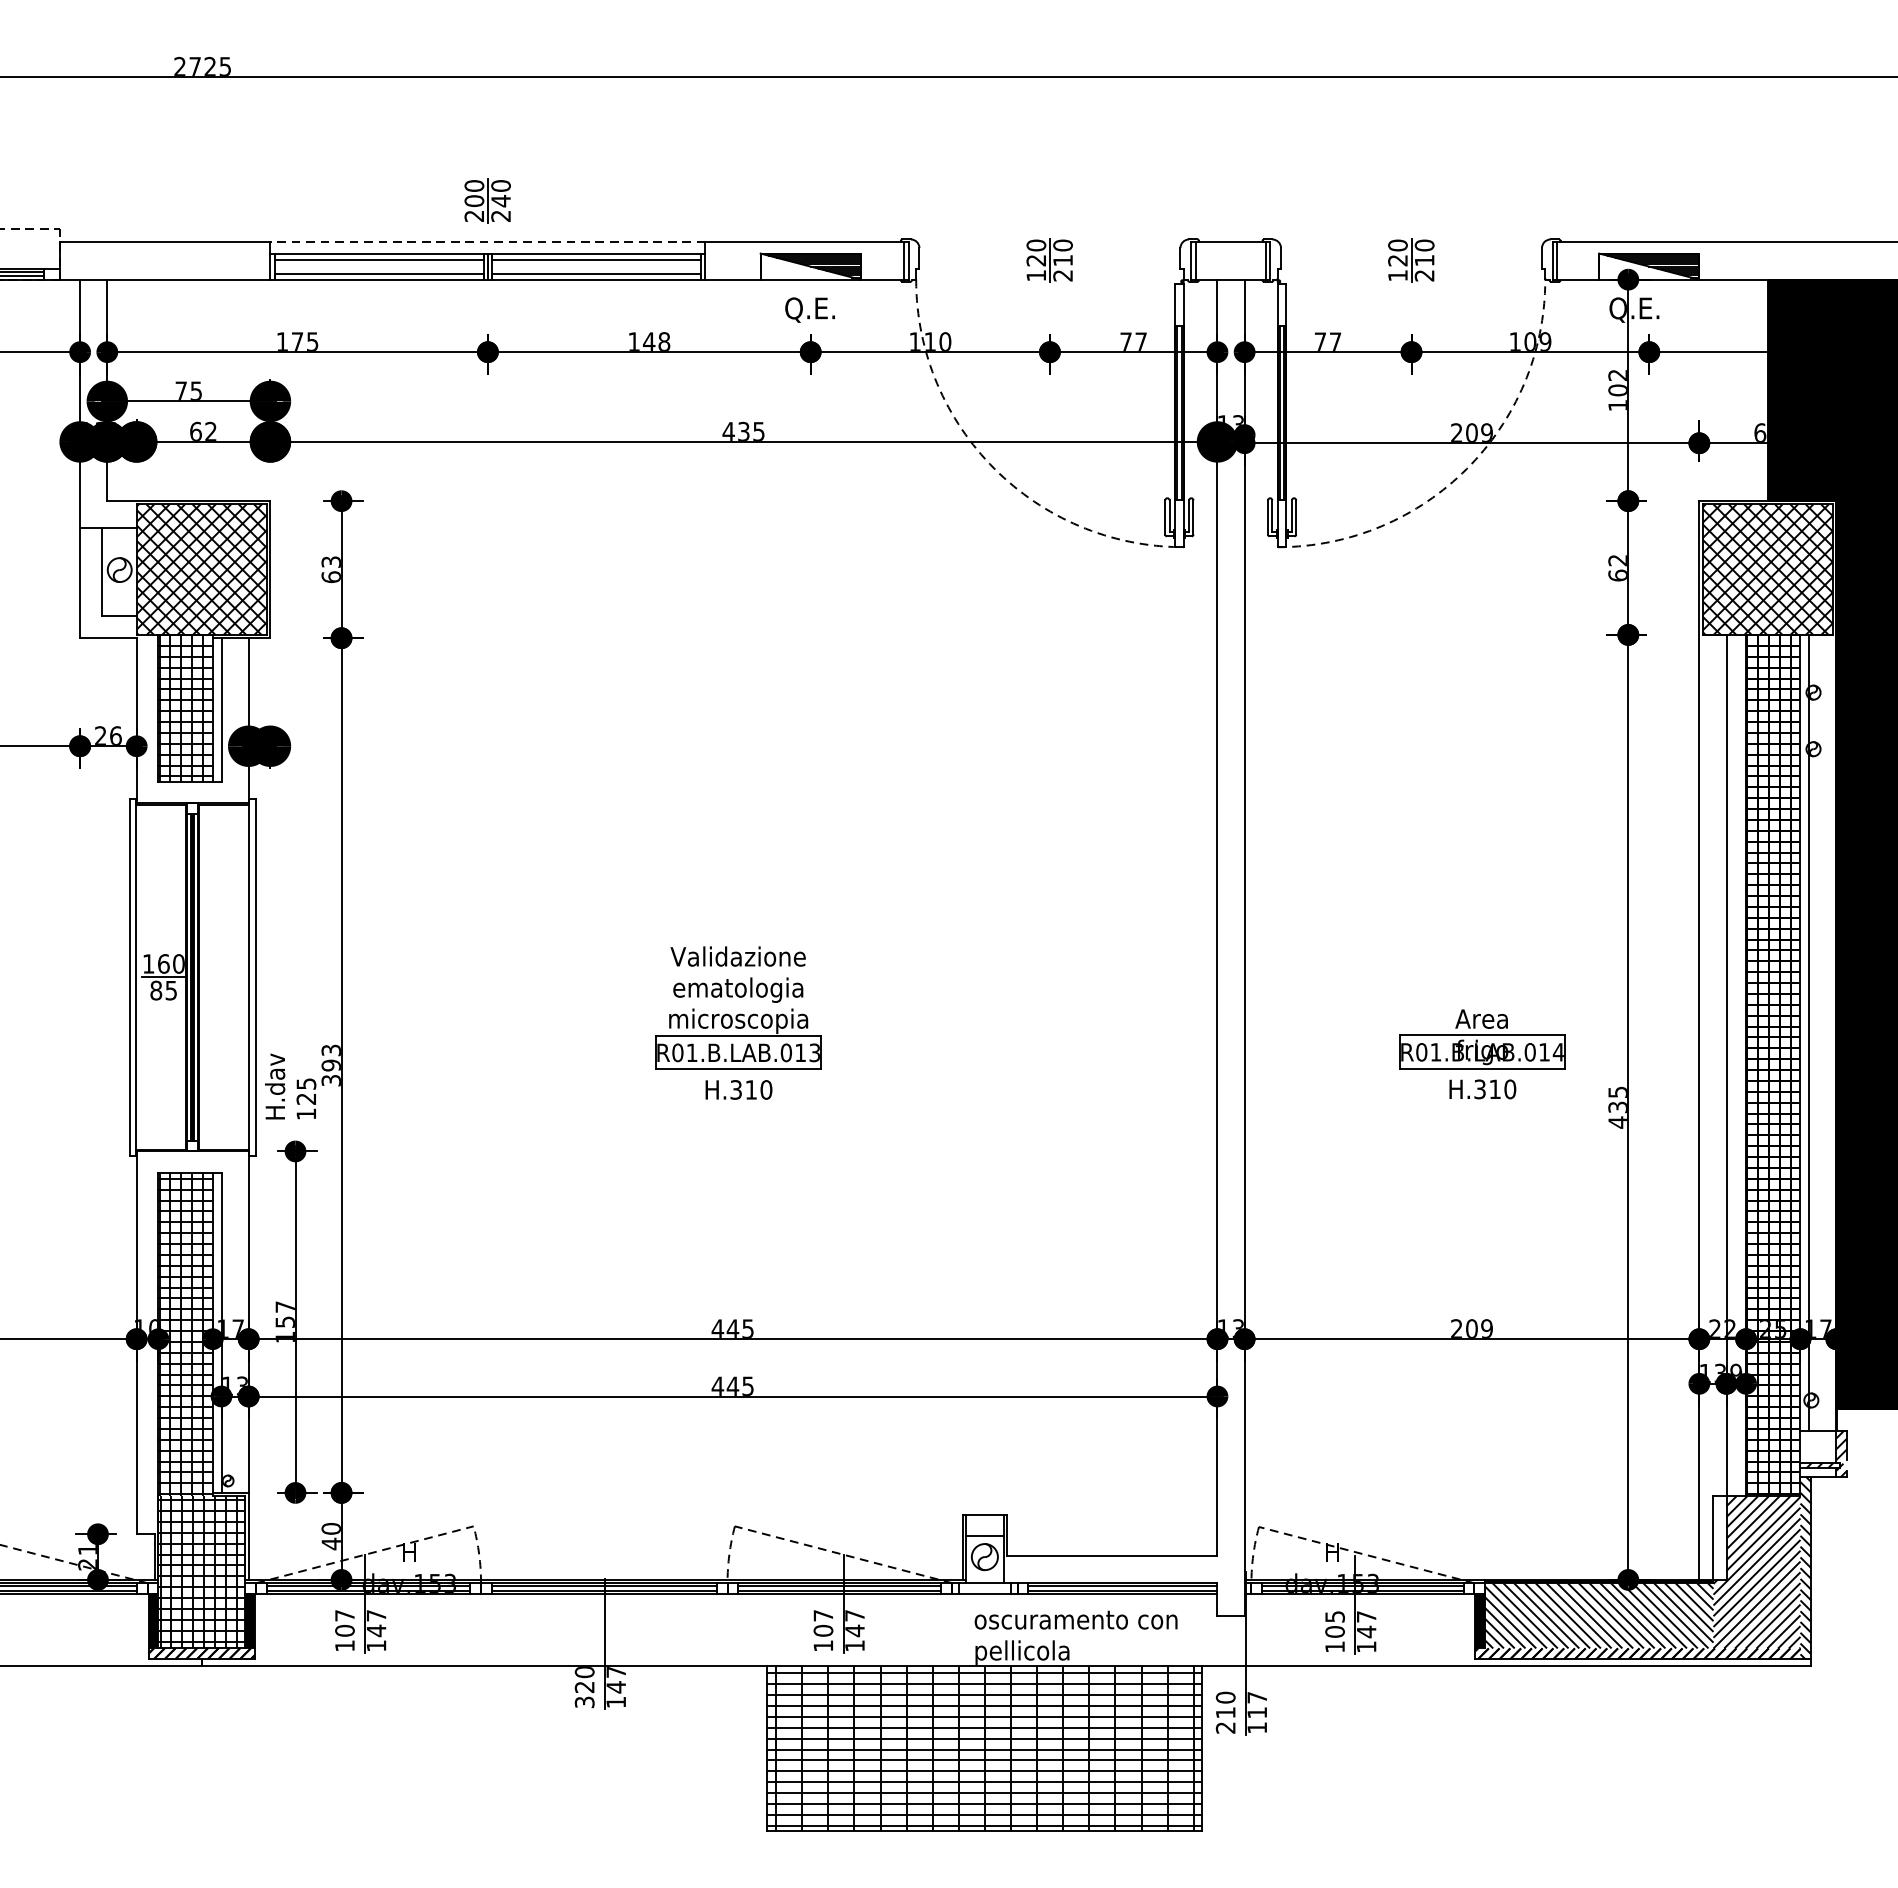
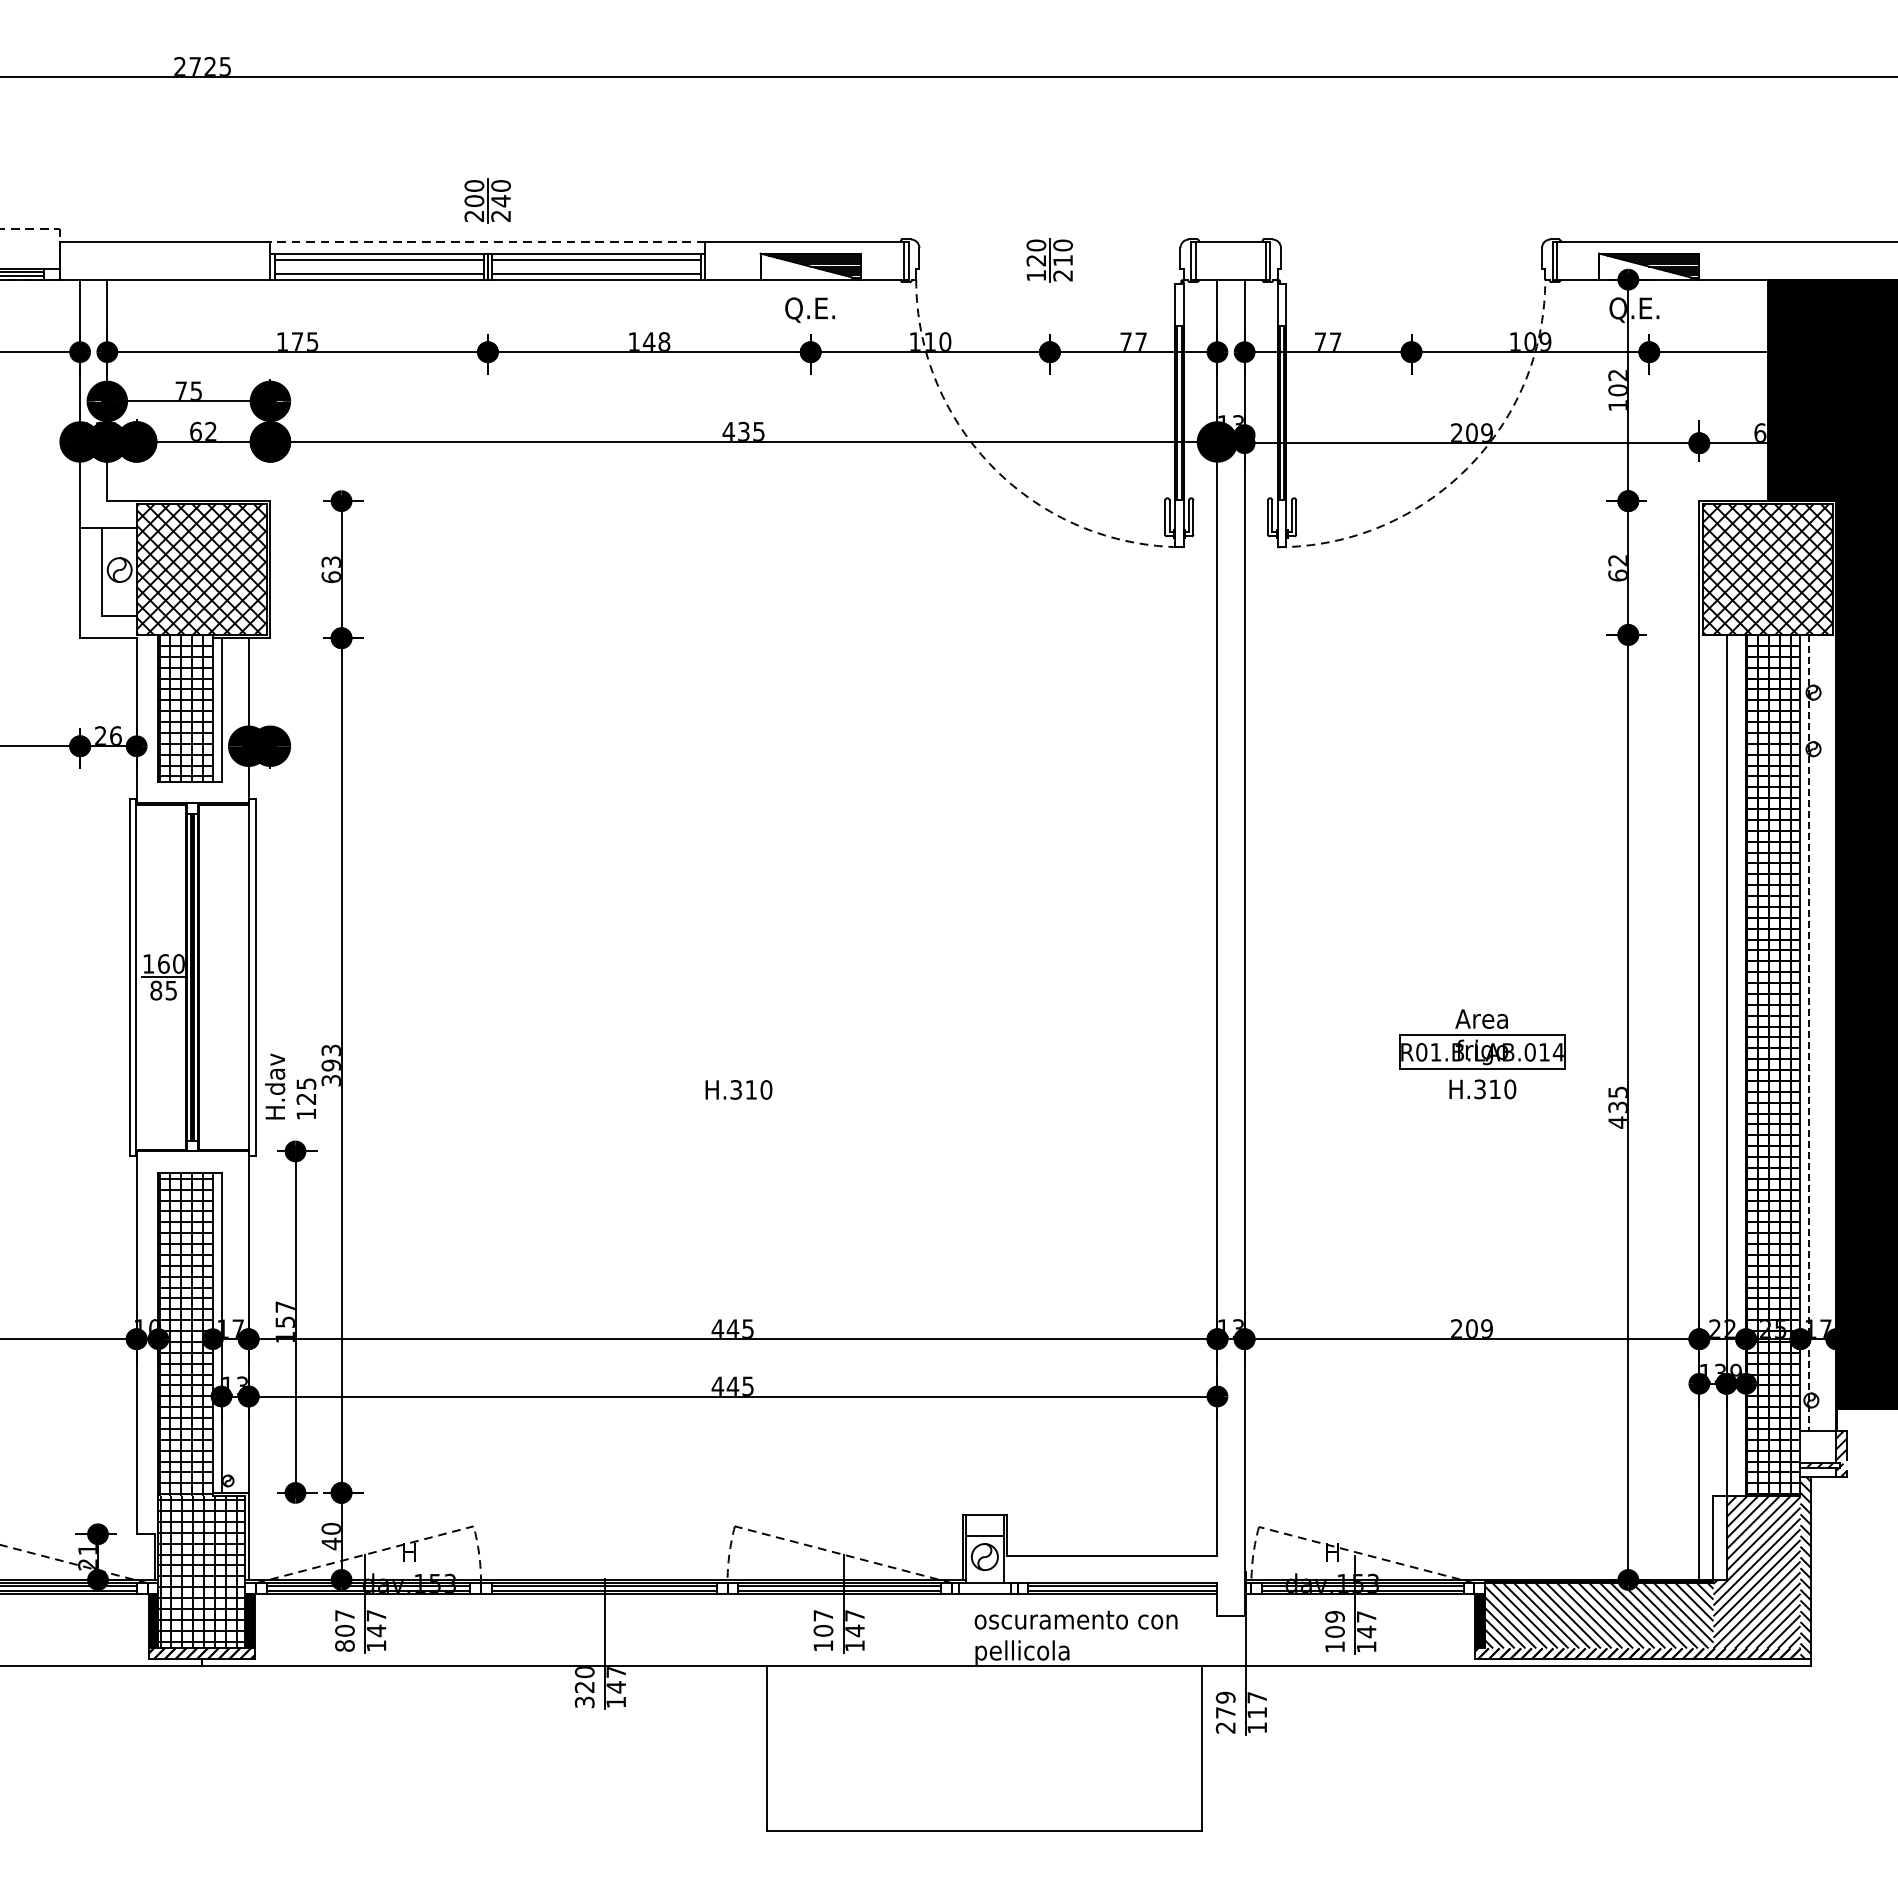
part: present -> none (1411, 260)
part: present -> none (739, 1013)
line: solid -> dashed (1809, 1032)
text: 105 -> 109 (1334, 1616)
text: 107 -> 807 (344, 1645)
text: 210 -> 279 (1225, 1704)
hatch: present -> none (984, 1748)
